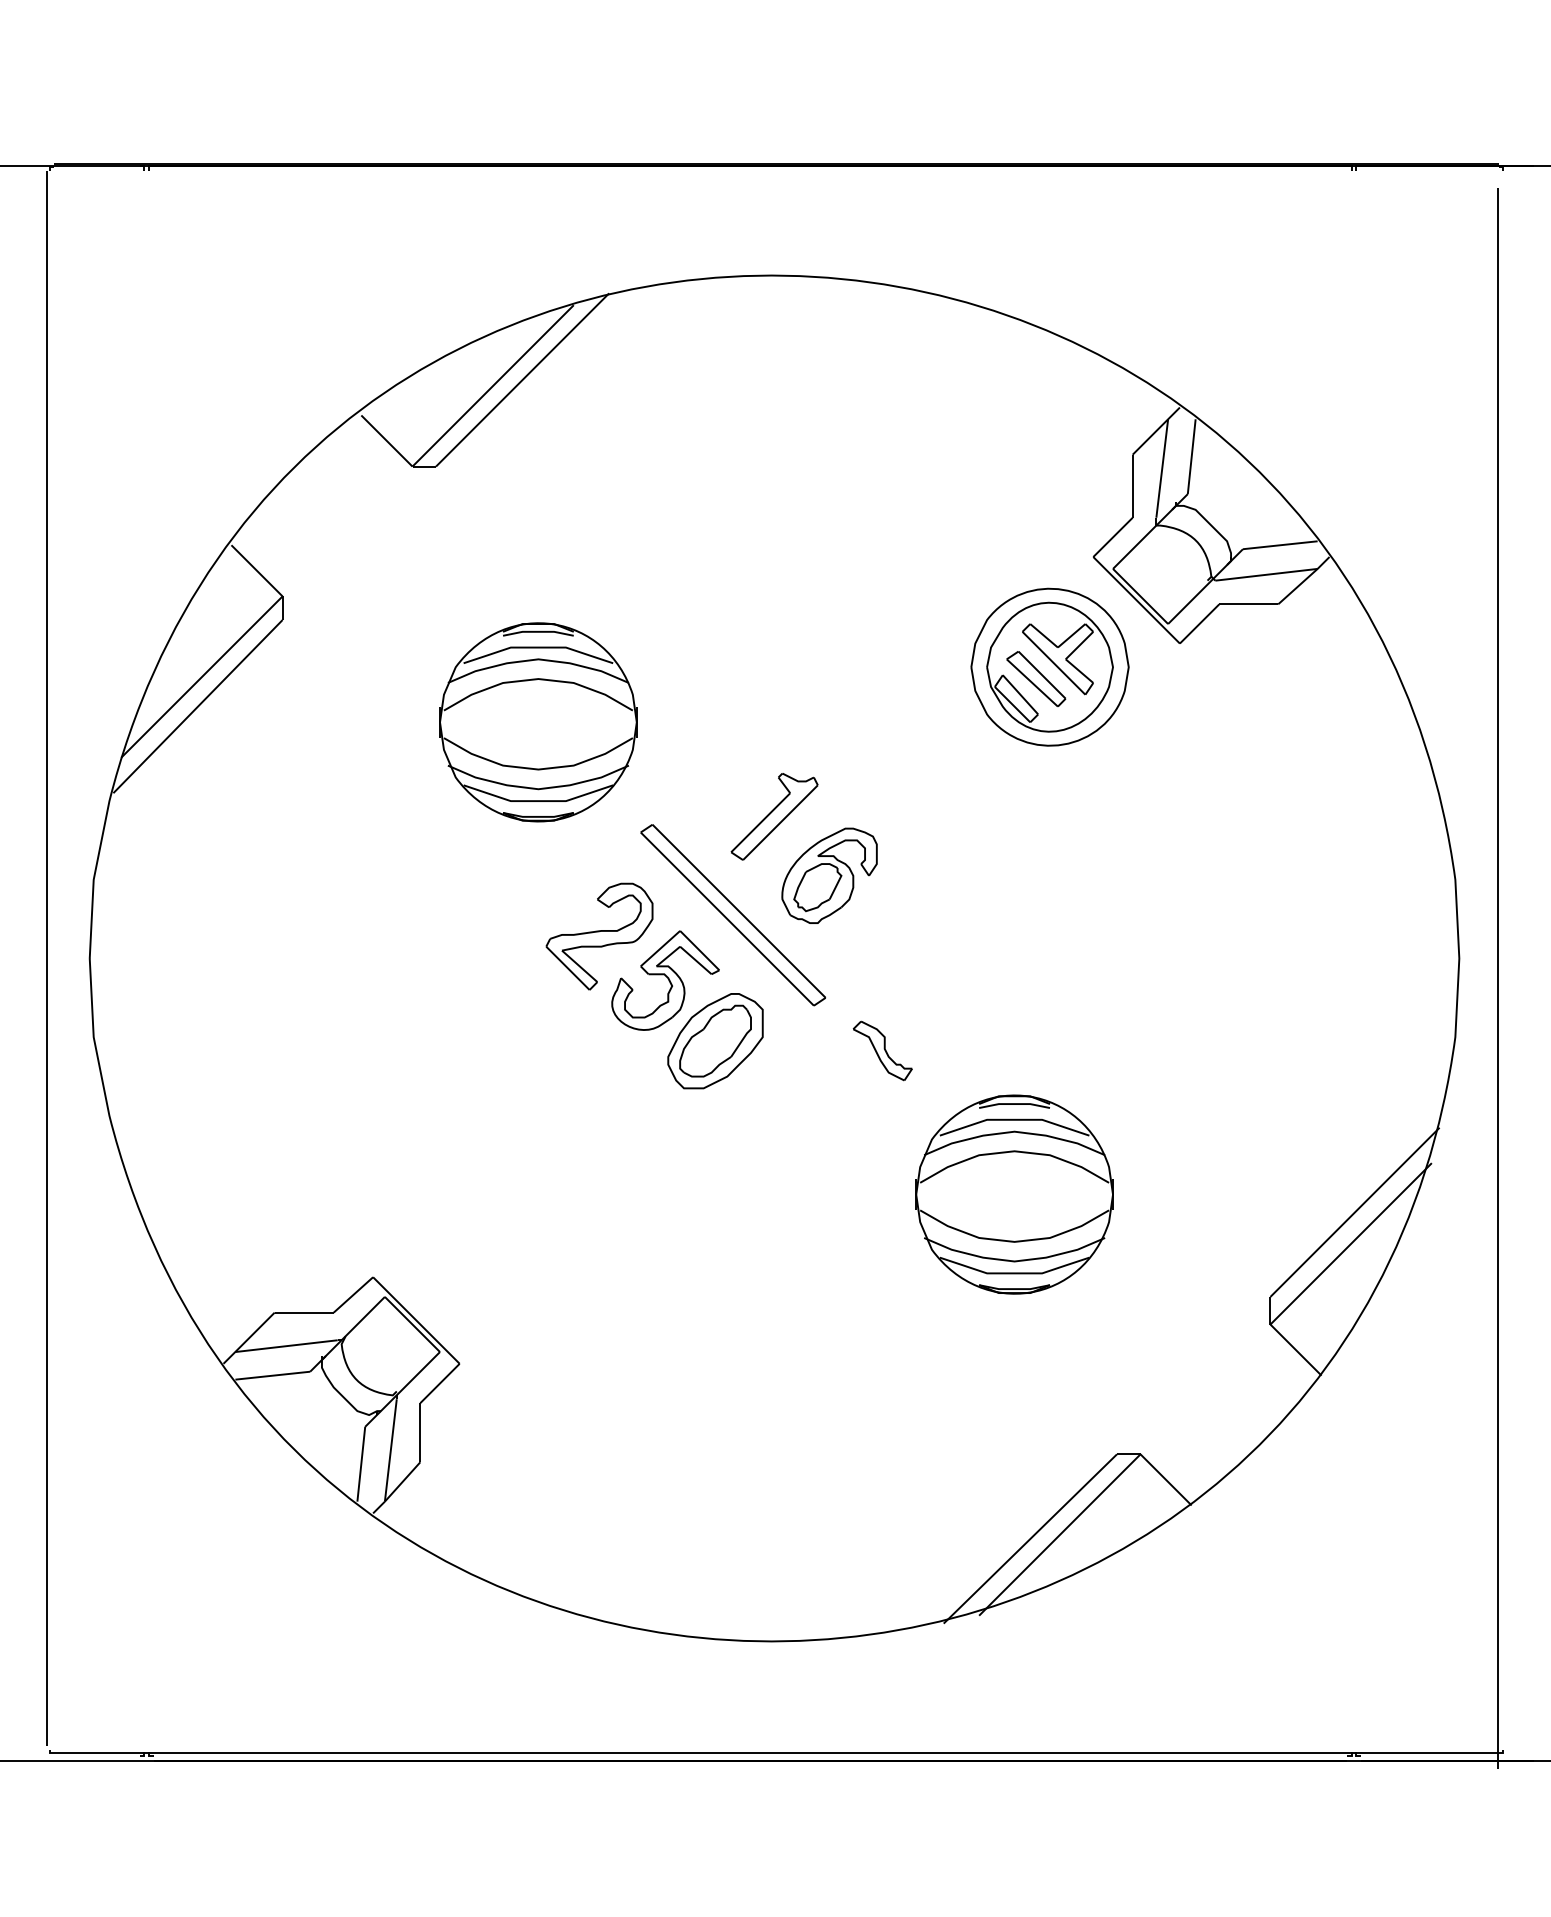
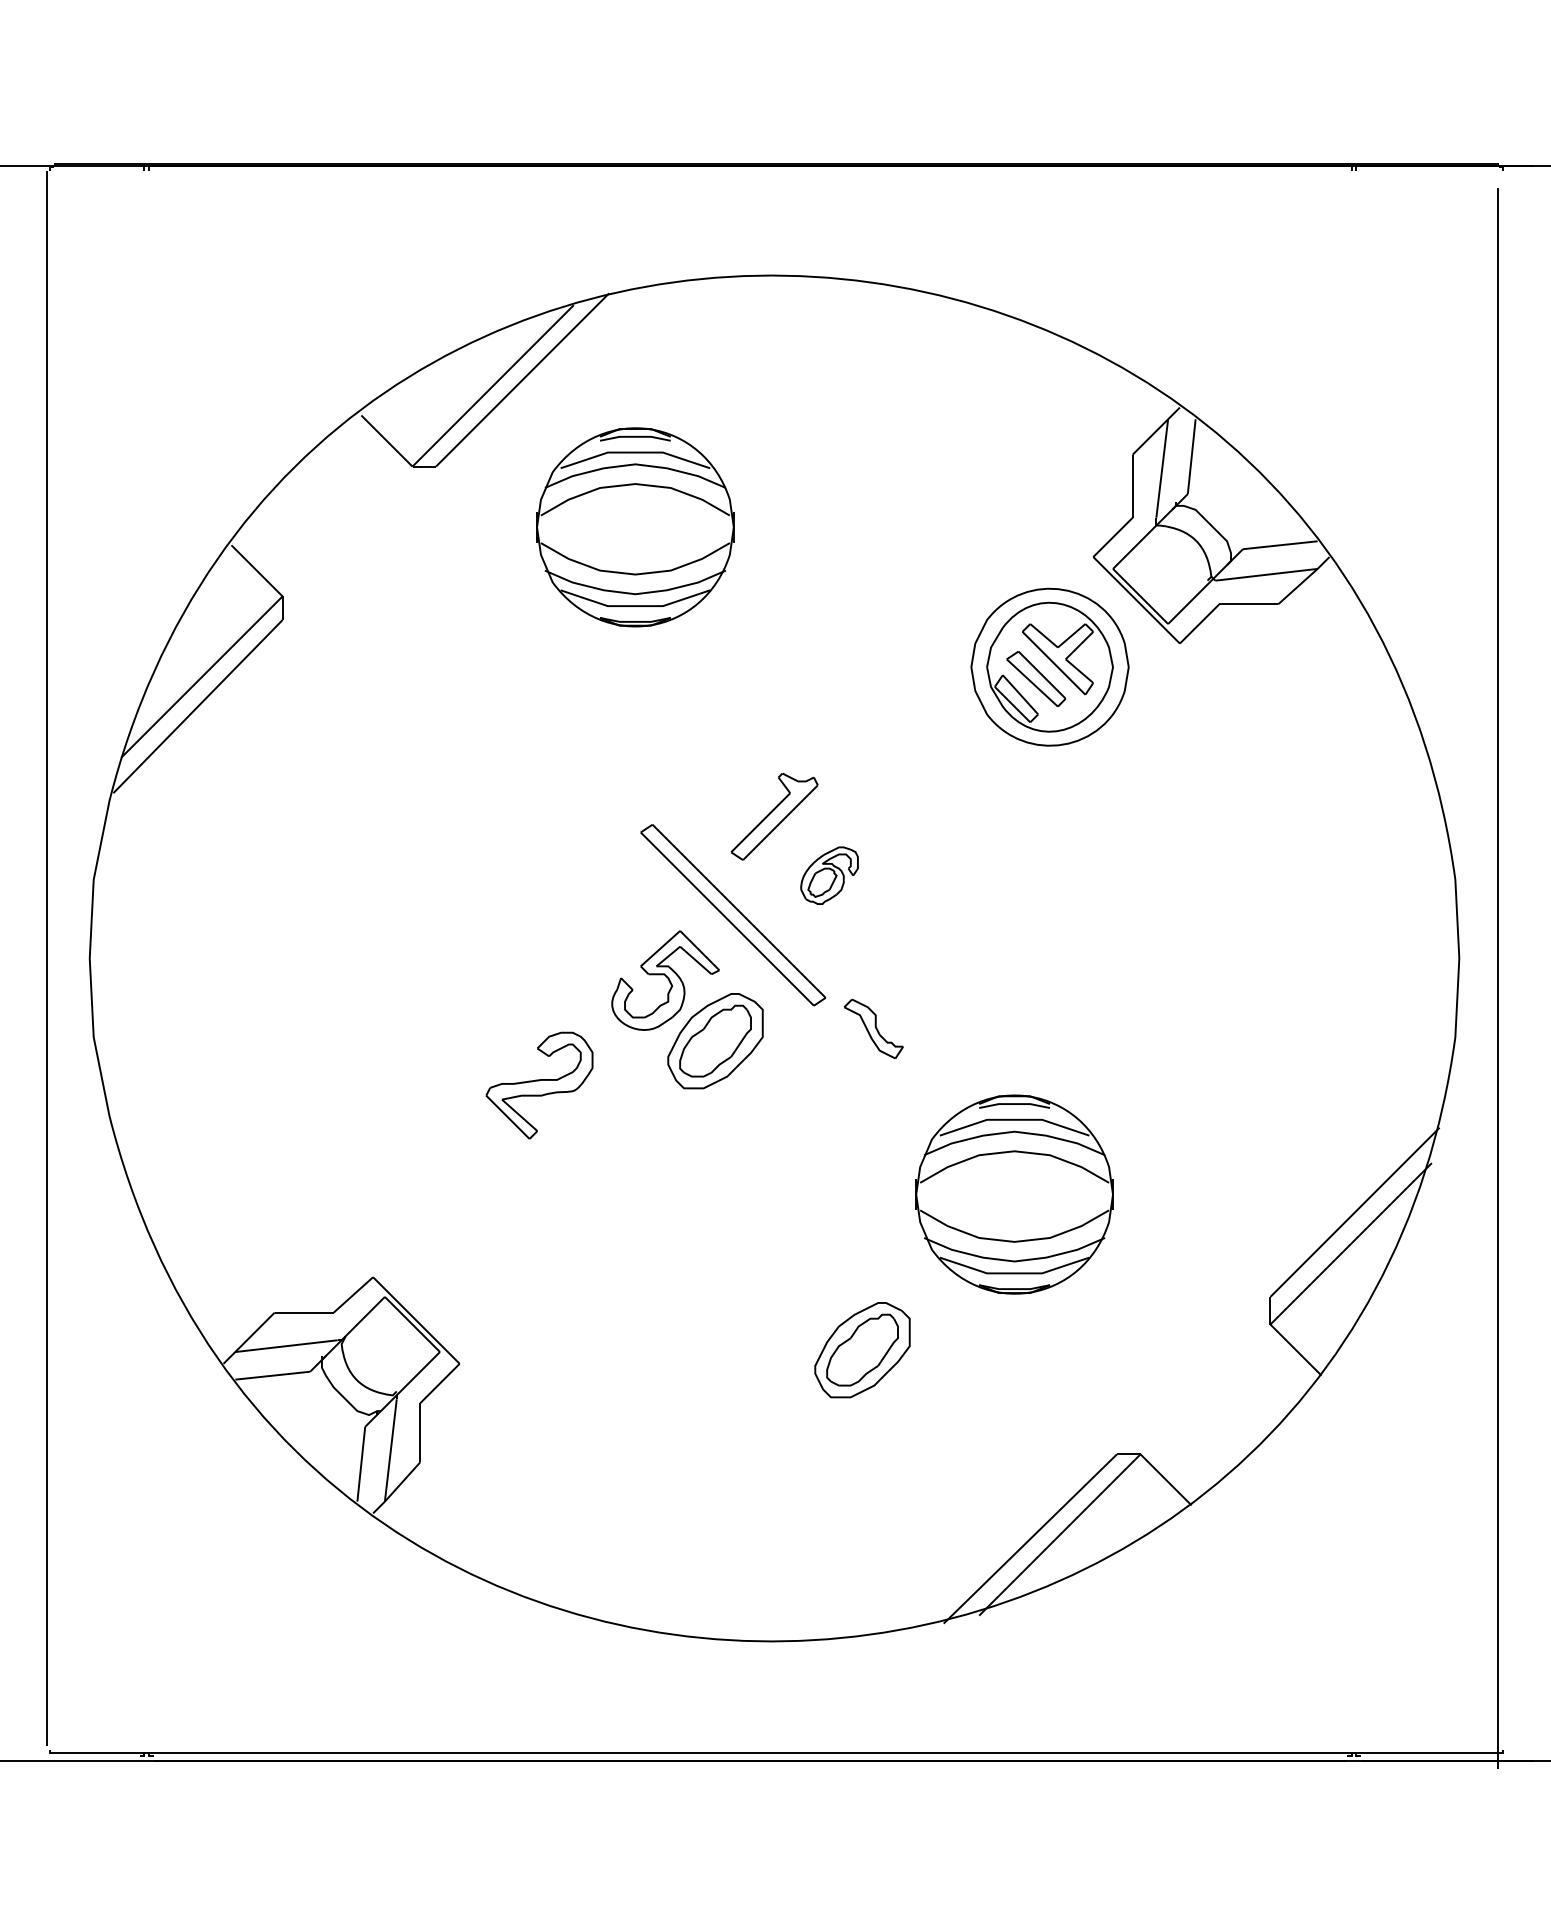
part position: (538, 722) -> (635, 527) (635, 527)
part size: 97x97 px -> 59x59 px (829, 875)
part position: (599, 936) -> (539, 1085) (539, 1085)
part position: (882, 1050) -> (873, 1028) (873, 1028)
part: none -> present (862, 1350)
